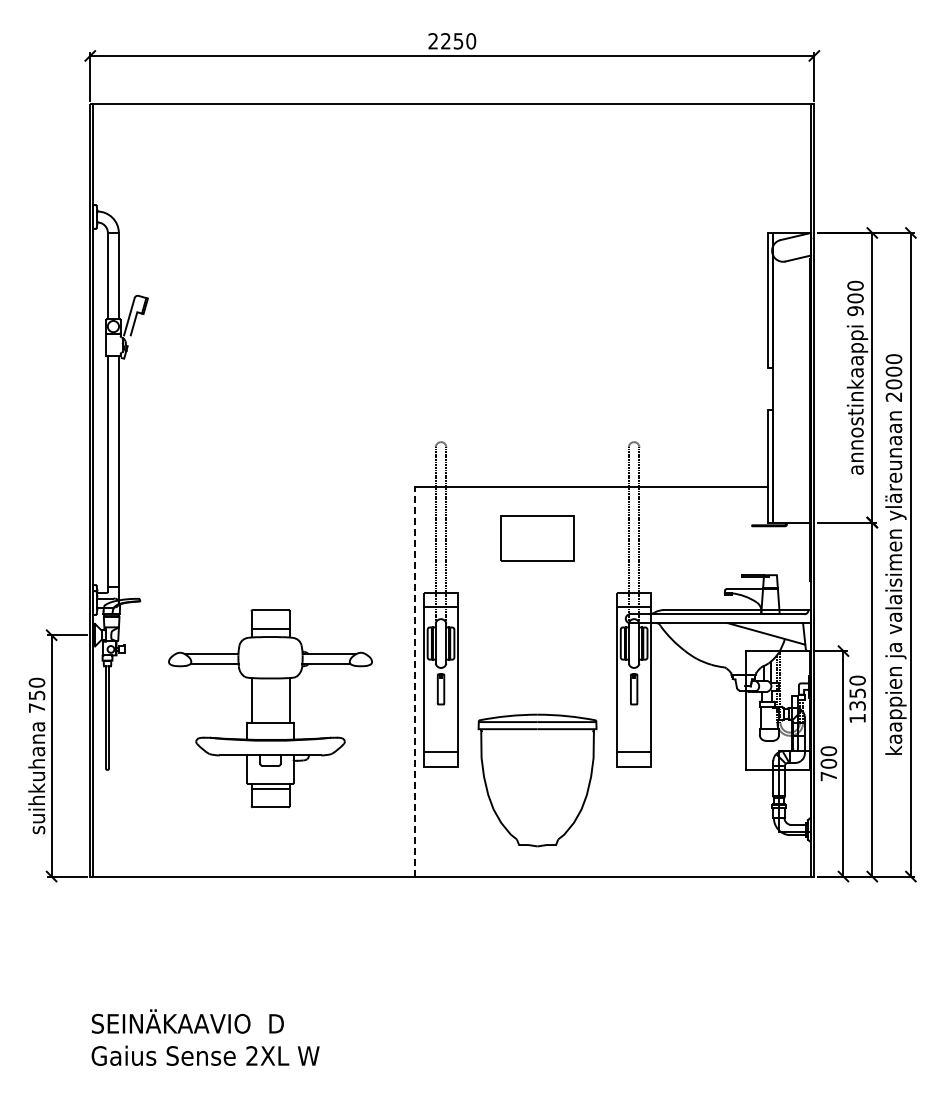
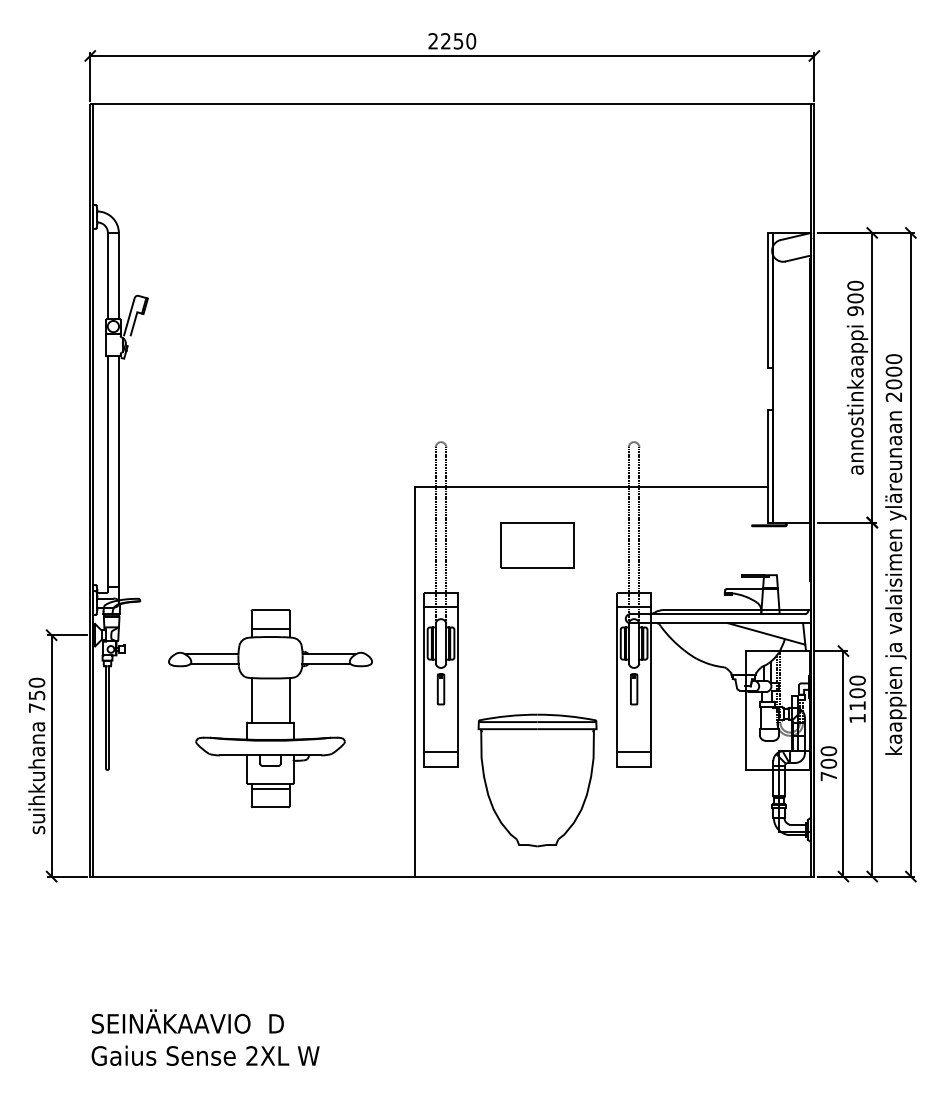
part position: (537, 538) -> (537, 545) (537, 545)
line: dashed -> solid (415, 681)
text: 1350 -> 1100 (857, 699)
